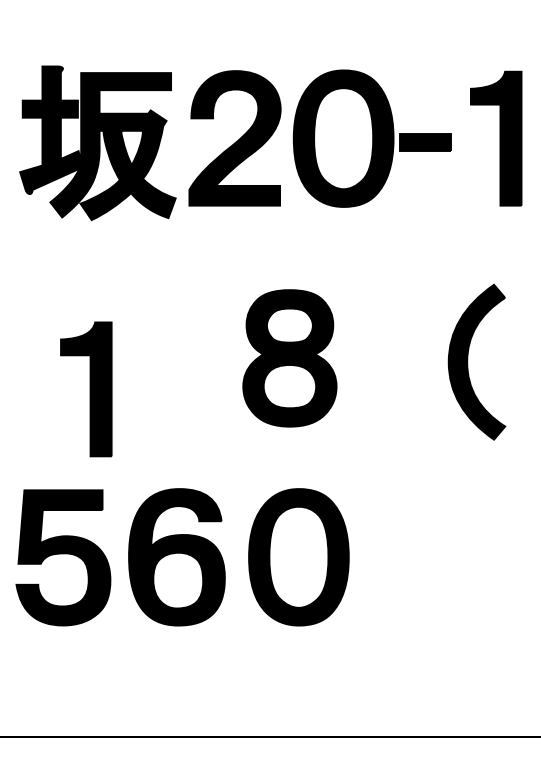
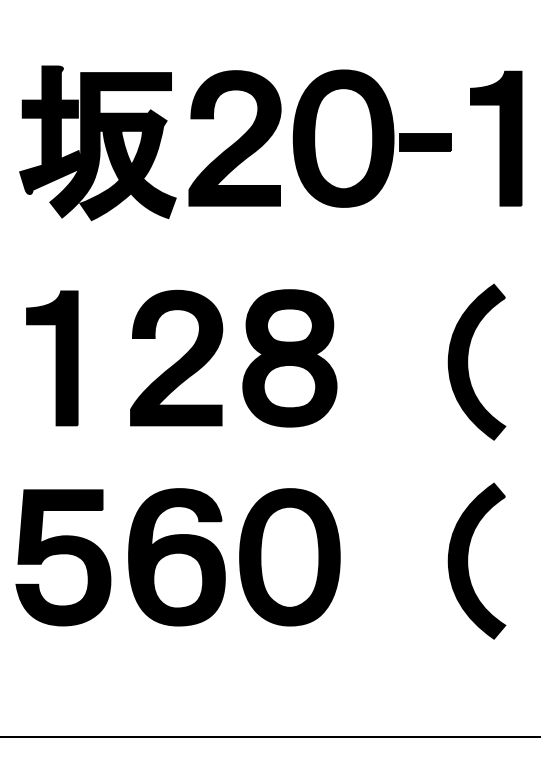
part: none -> present (176, 357)
part position: (86, 389) -> (52, 358) (52, 358)
part position: (298, 557) -> (289, 557) (289, 557)
part: none -> present (468, 560)
